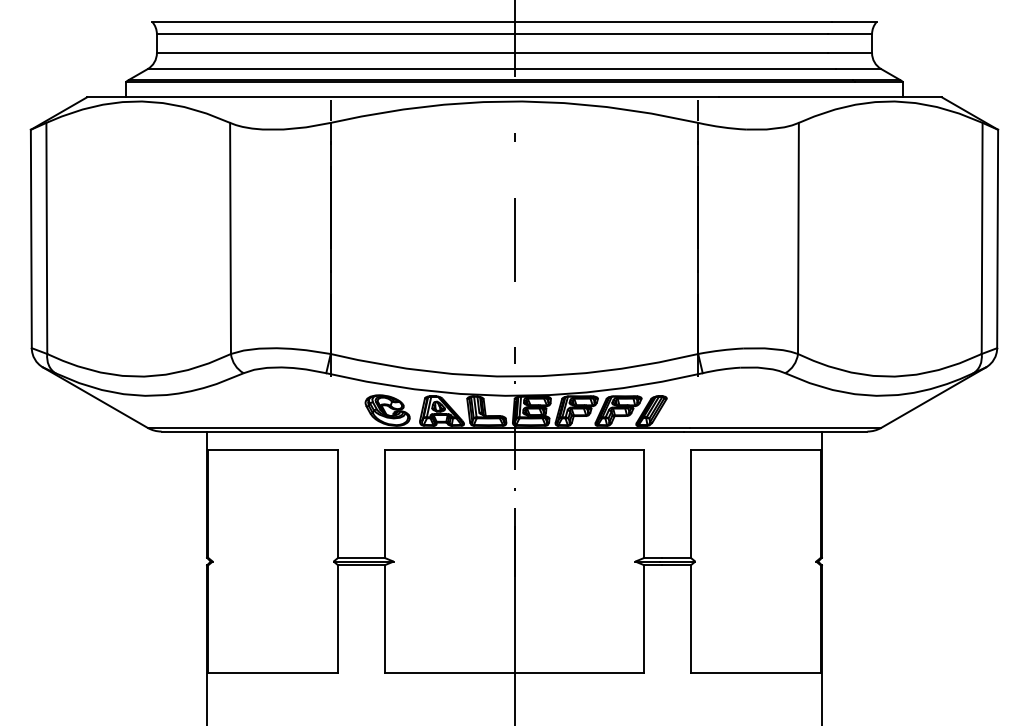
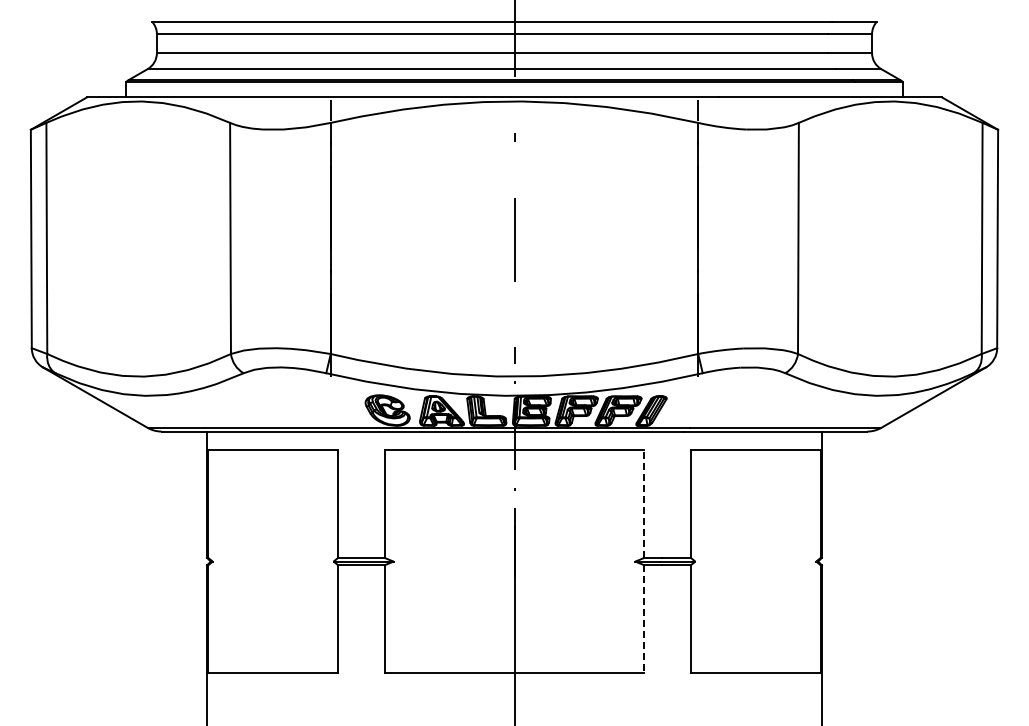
line: solid -> dashed (644, 504)
line: solid -> dashed (644, 619)
